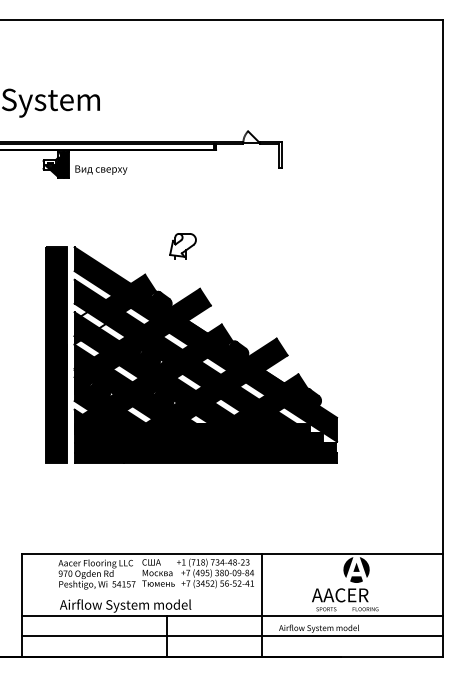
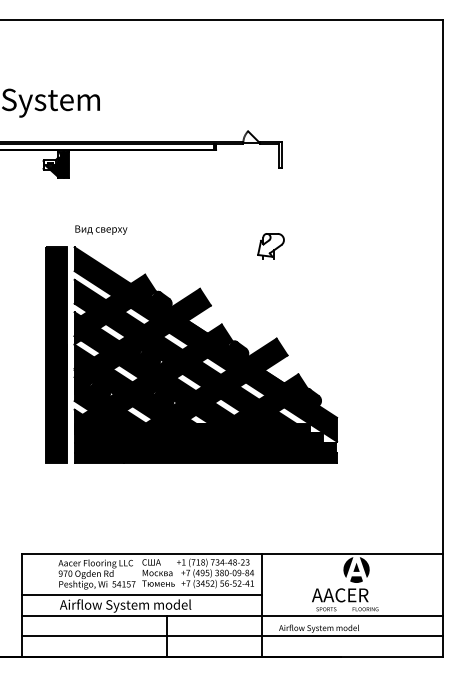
text position: (101, 169) -> (101, 229) (101, 229)
part position: (182, 246) -> (270, 246) (270, 246)
fill: none -> present (92, 320)
line: none -> present (142, 595)
